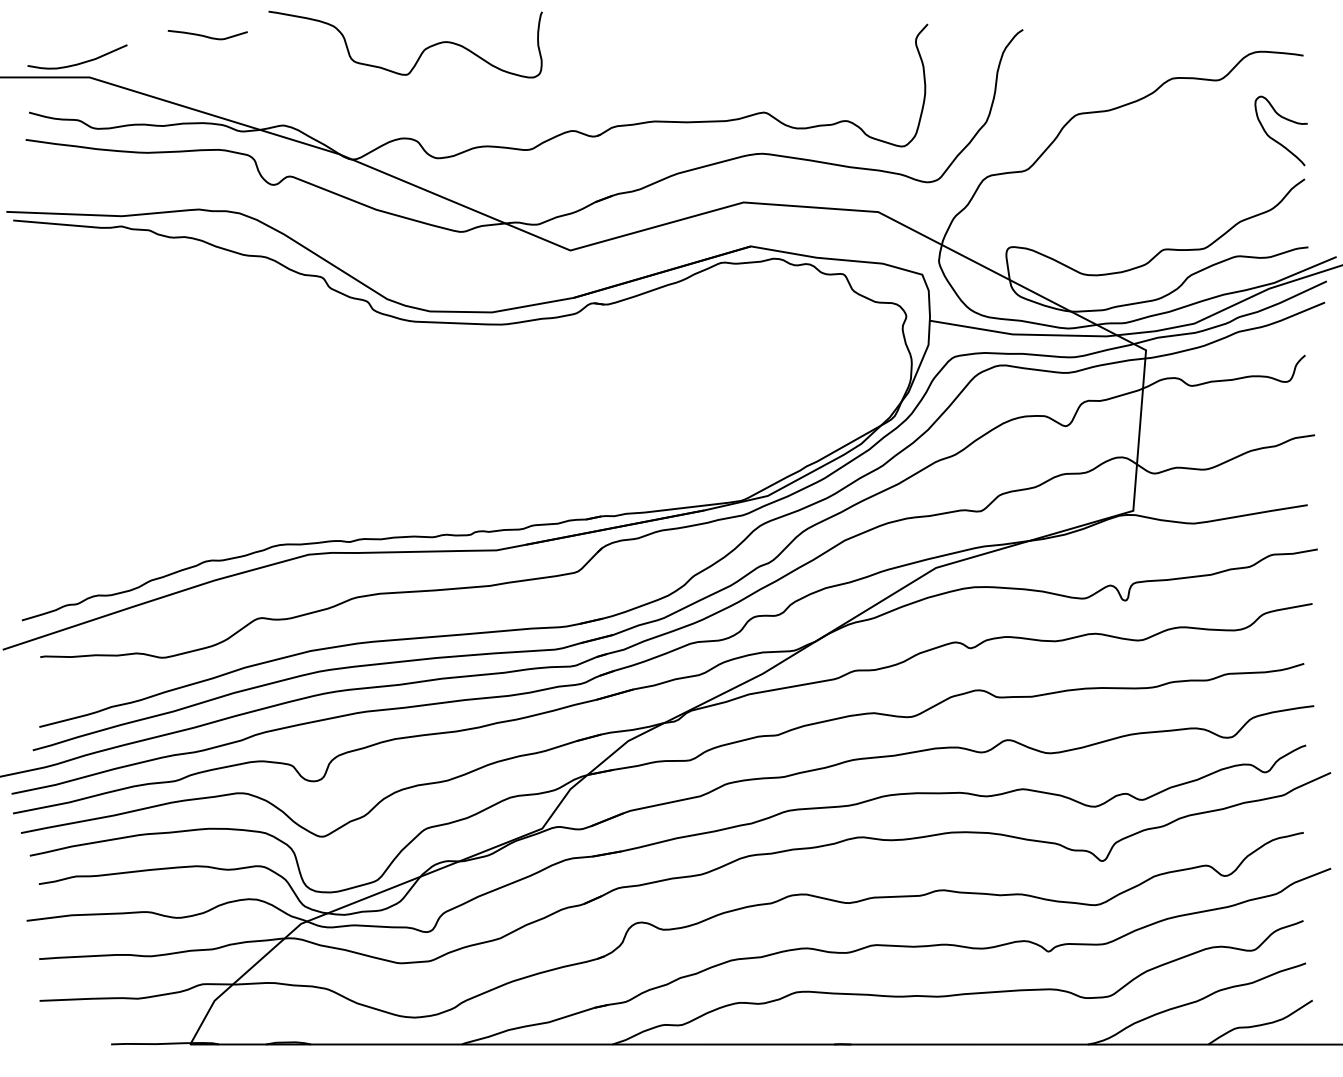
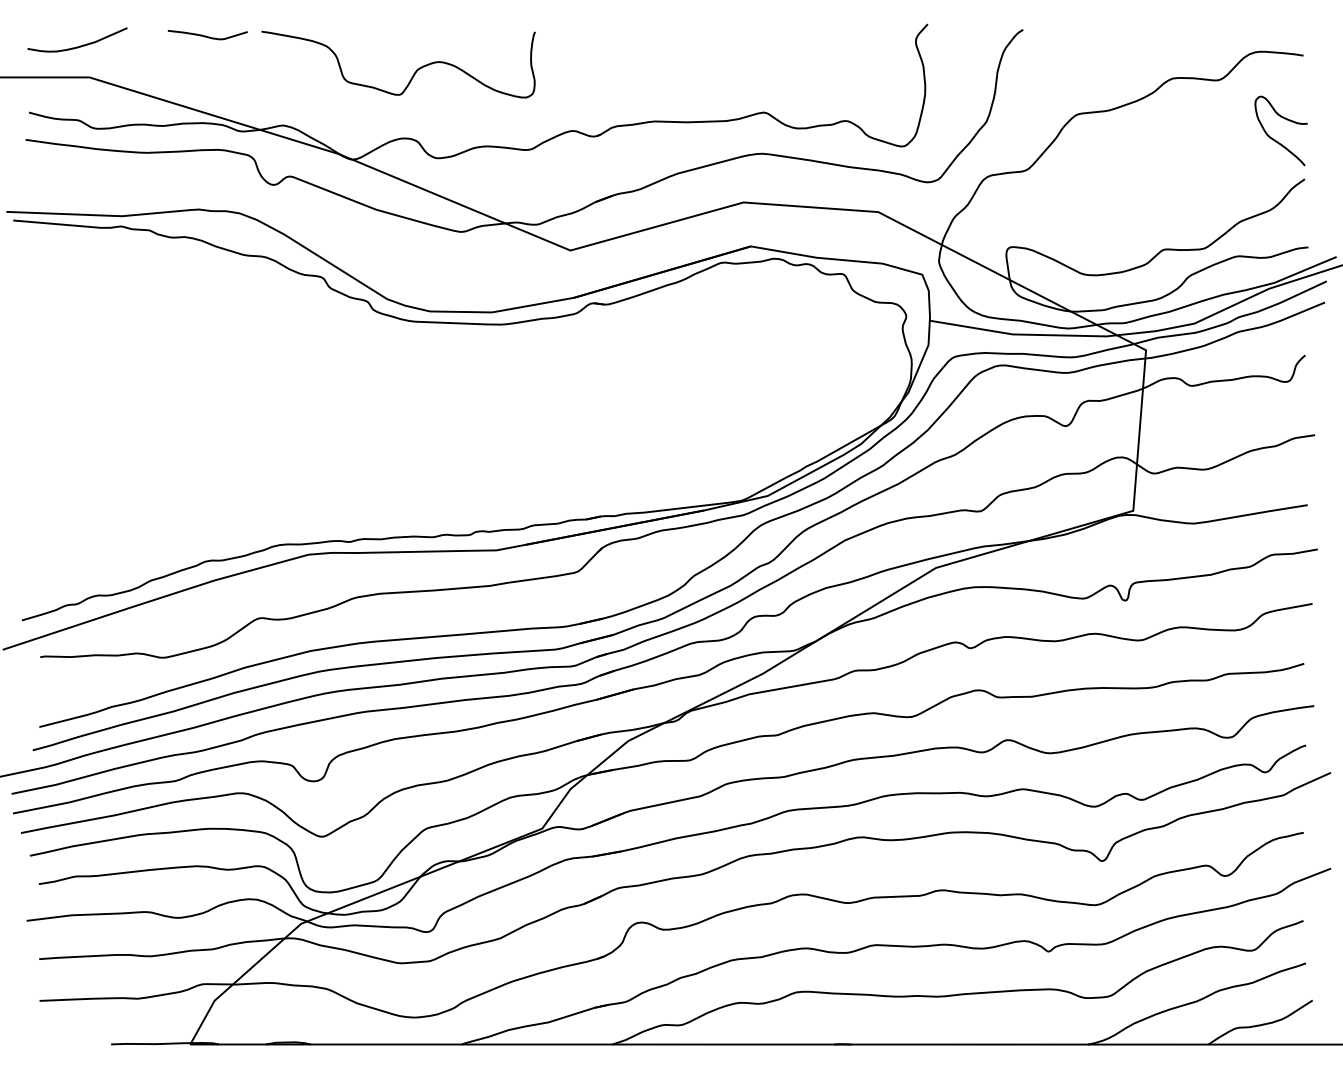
curve position: (420, 53) -> (413, 73) (413, 73)
curve position: (79, 62) -> (79, 45) (79, 45)
